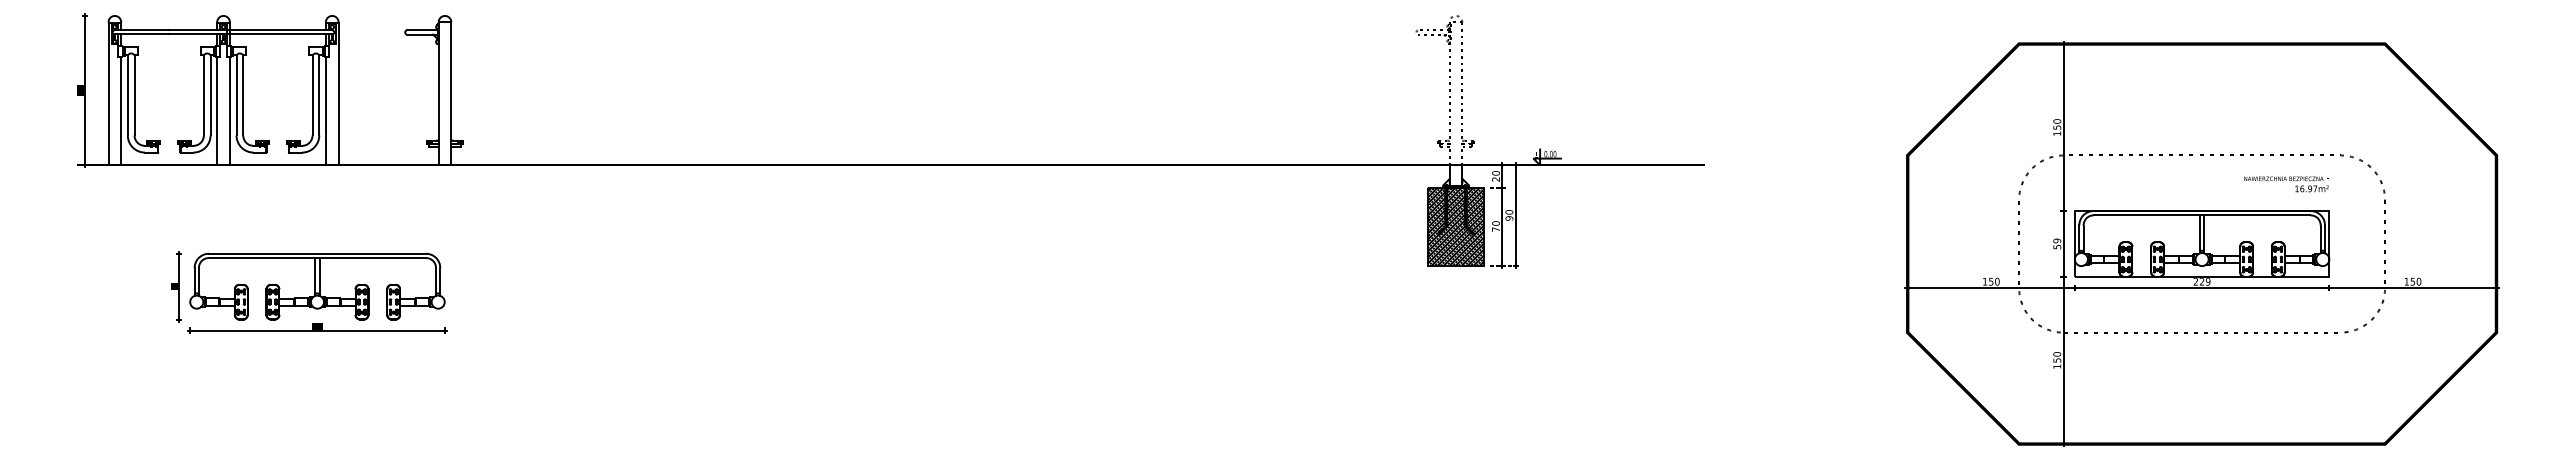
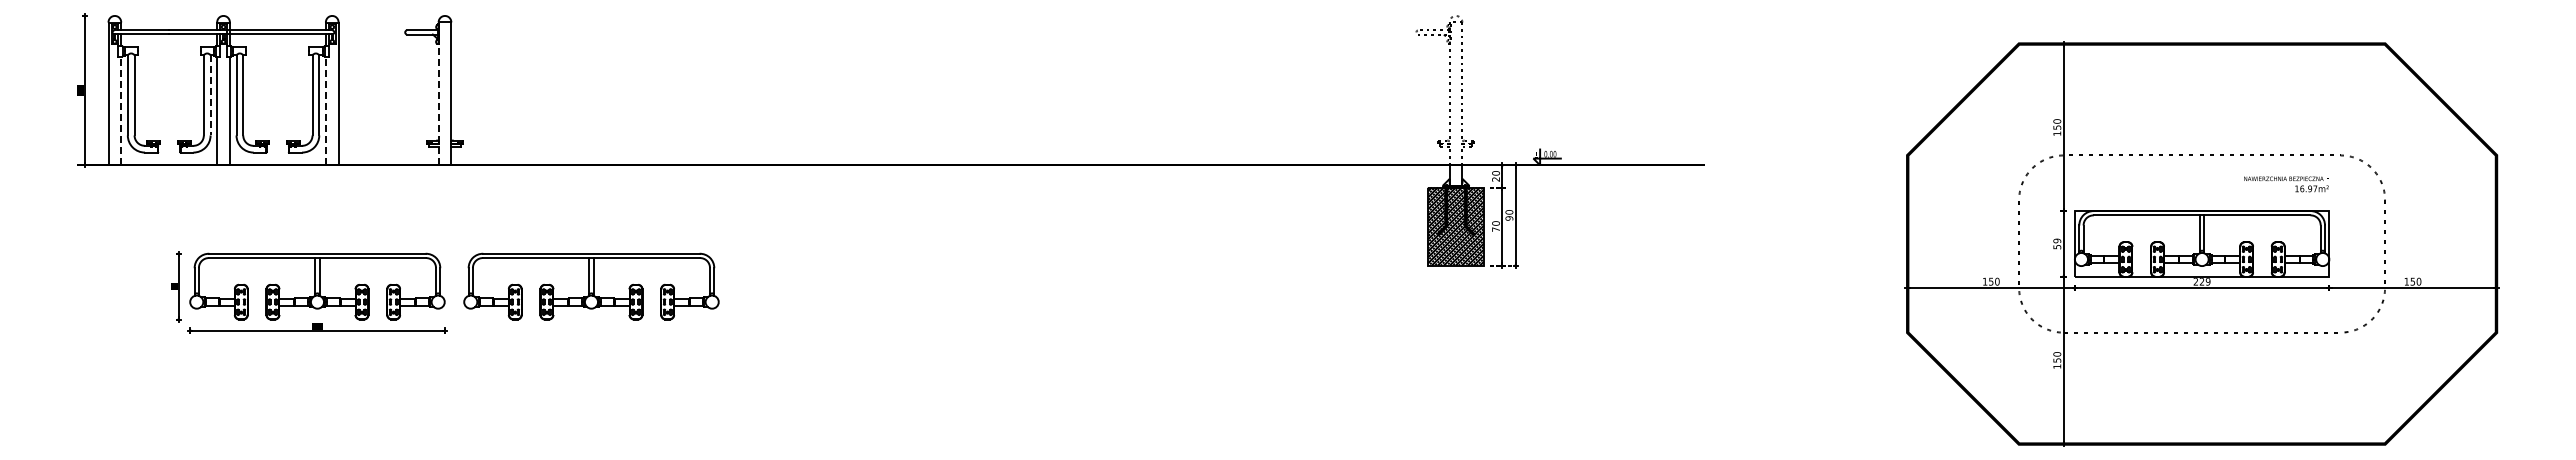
line: solid -> dashed (210, 95)
line: solid -> dashed (438, 104)
line: solid -> dashed (121, 110)
line: solid -> dashed (325, 110)
part: none -> present (591, 286)
